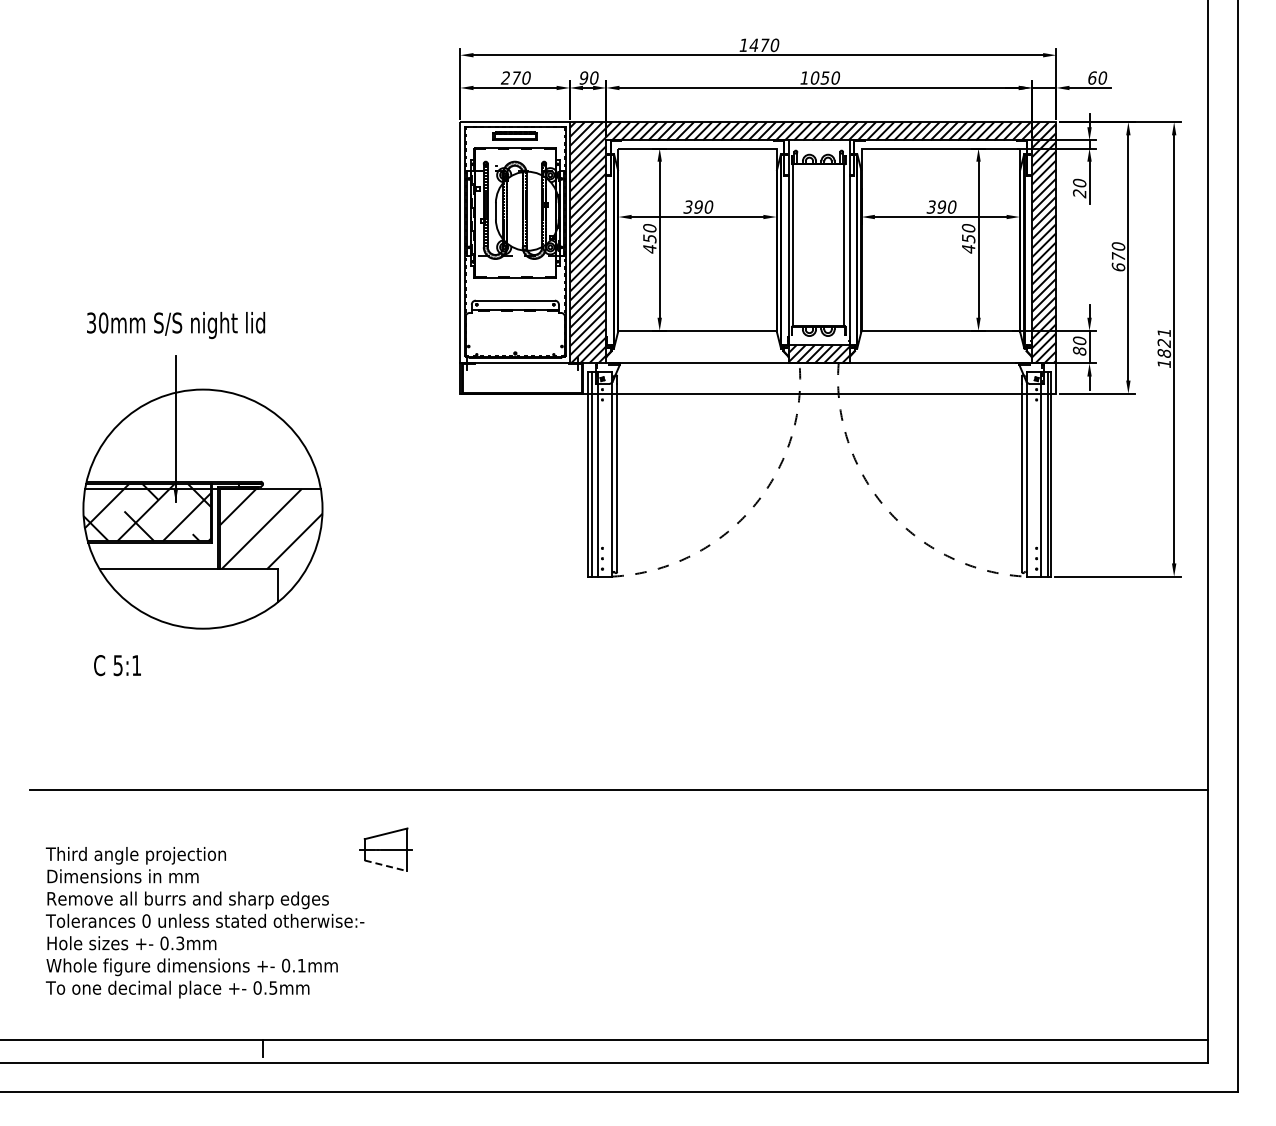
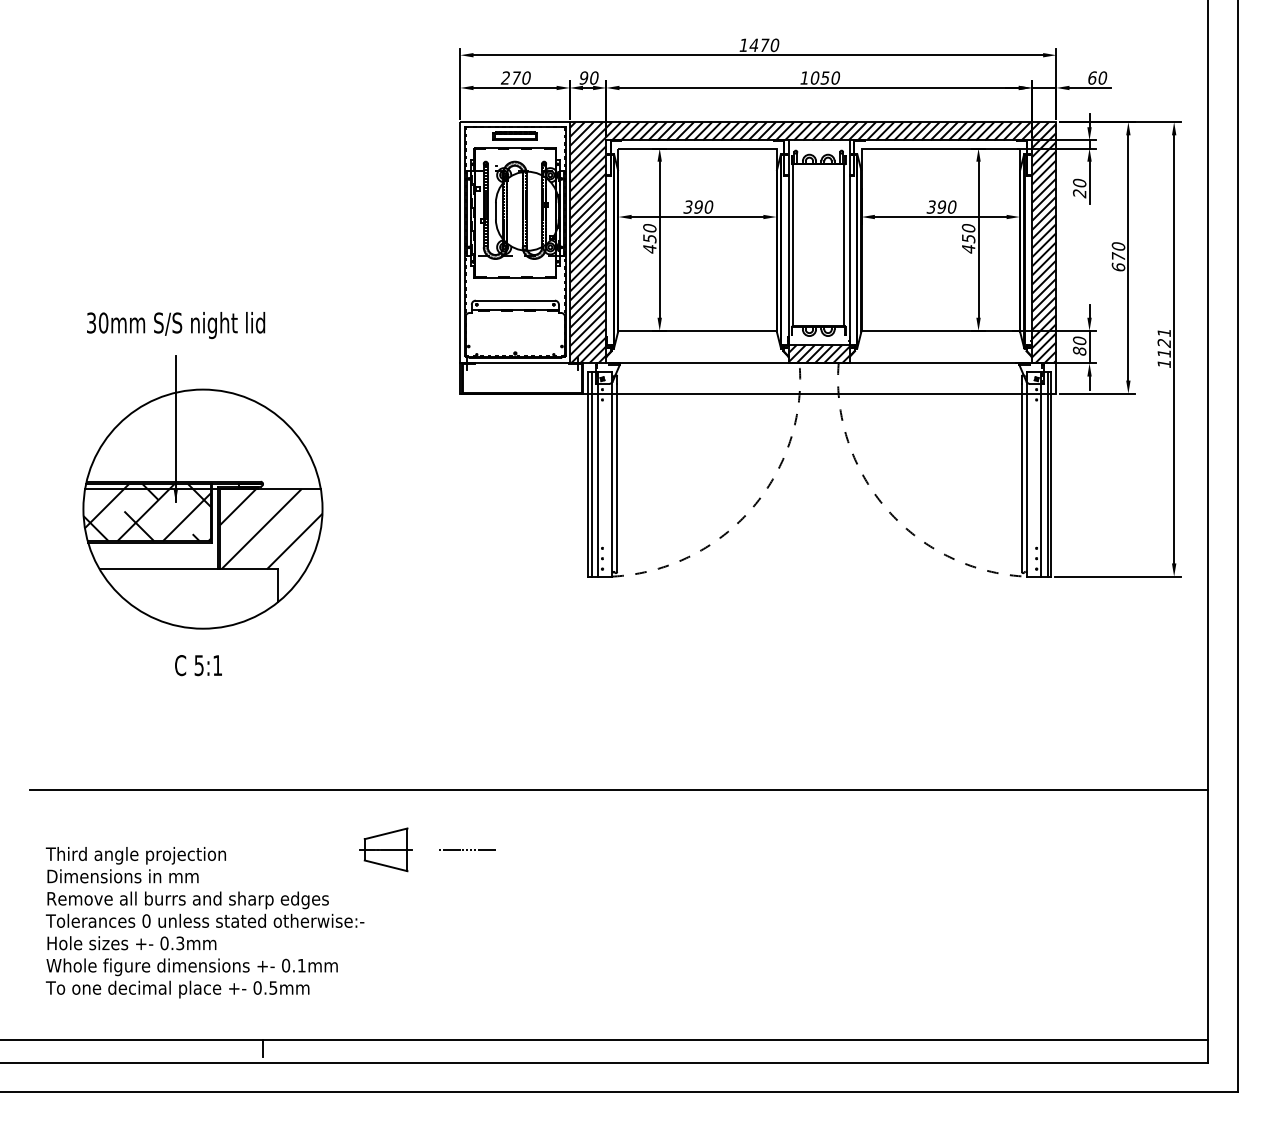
text: 1821 -> 1121 (1164, 353)
text position: (117, 665) -> (198, 665) (198, 665)
line: none -> present (466, 849)
line: dashed -> solid (386, 865)
